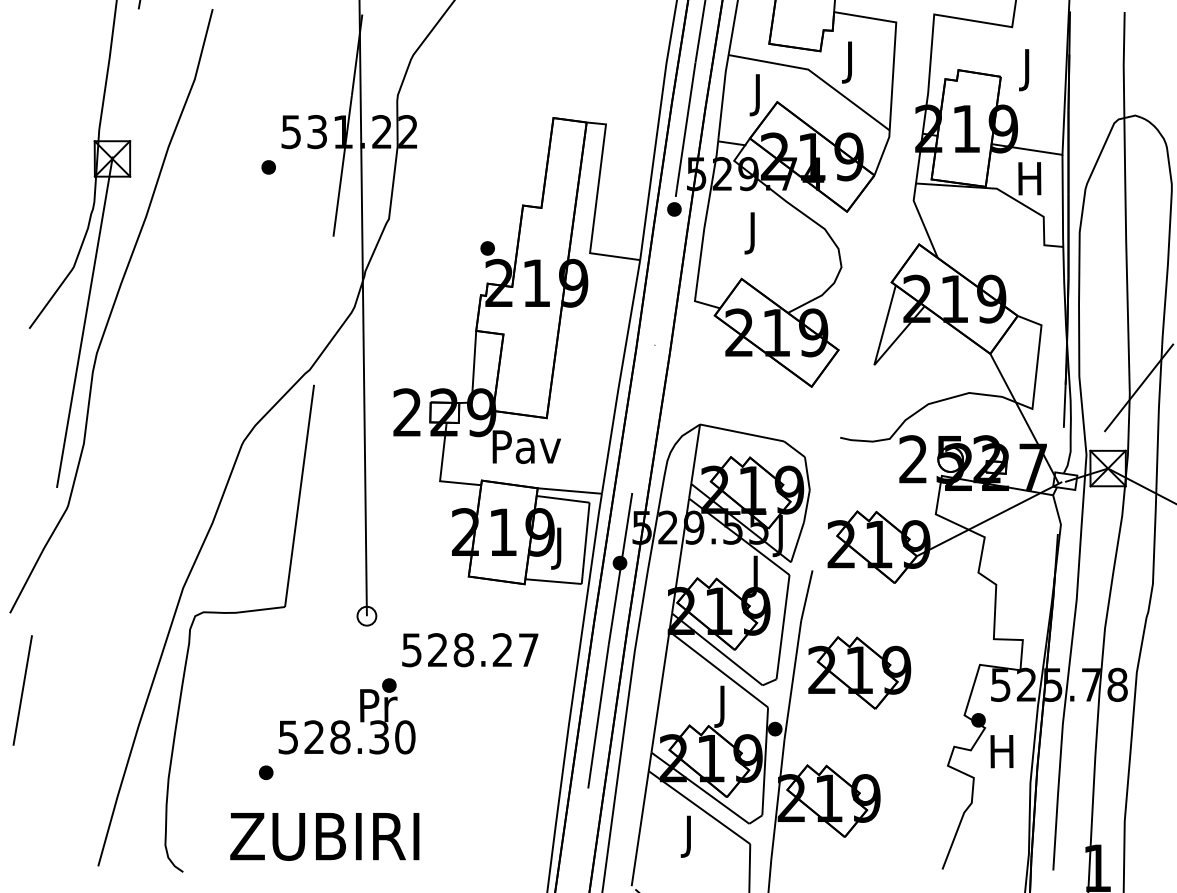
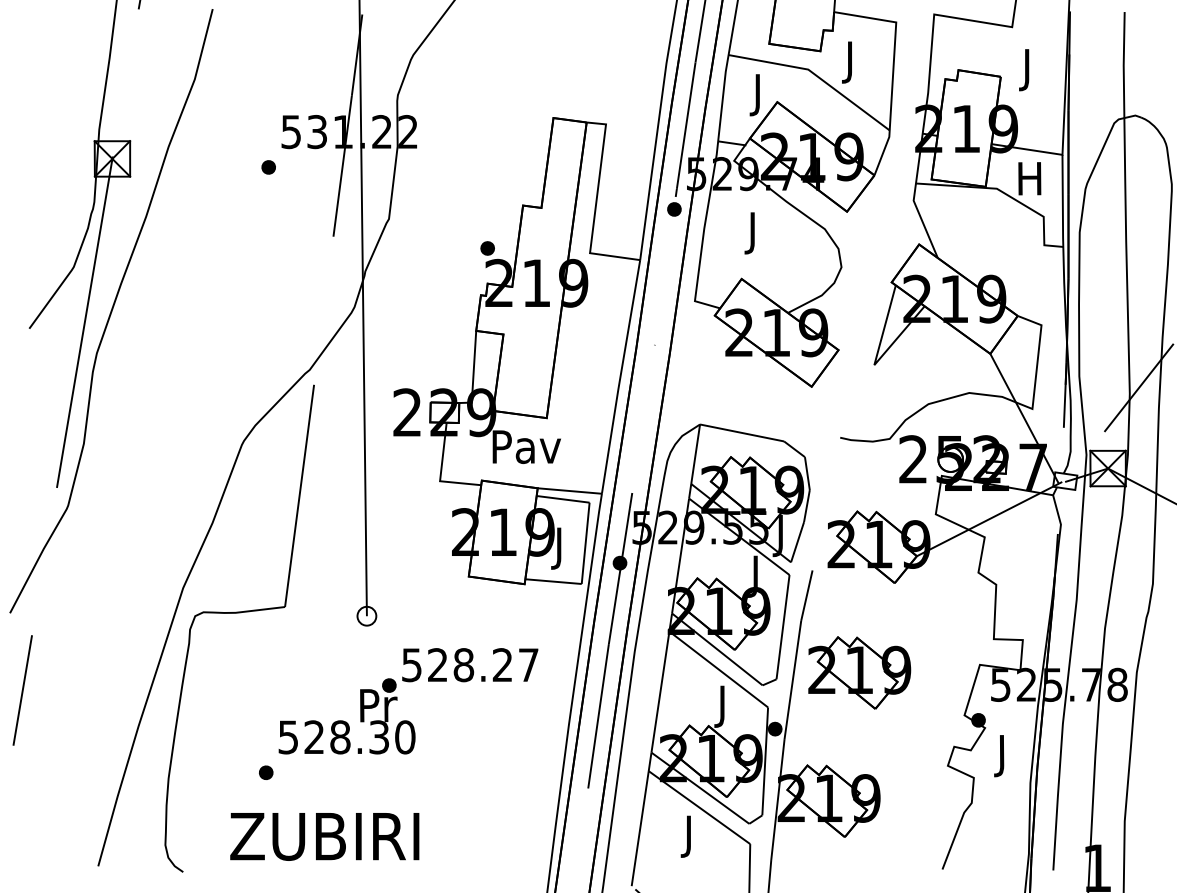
text position: (470, 650) -> (470, 665) (470, 665)
text: H -> J (1001, 756)
